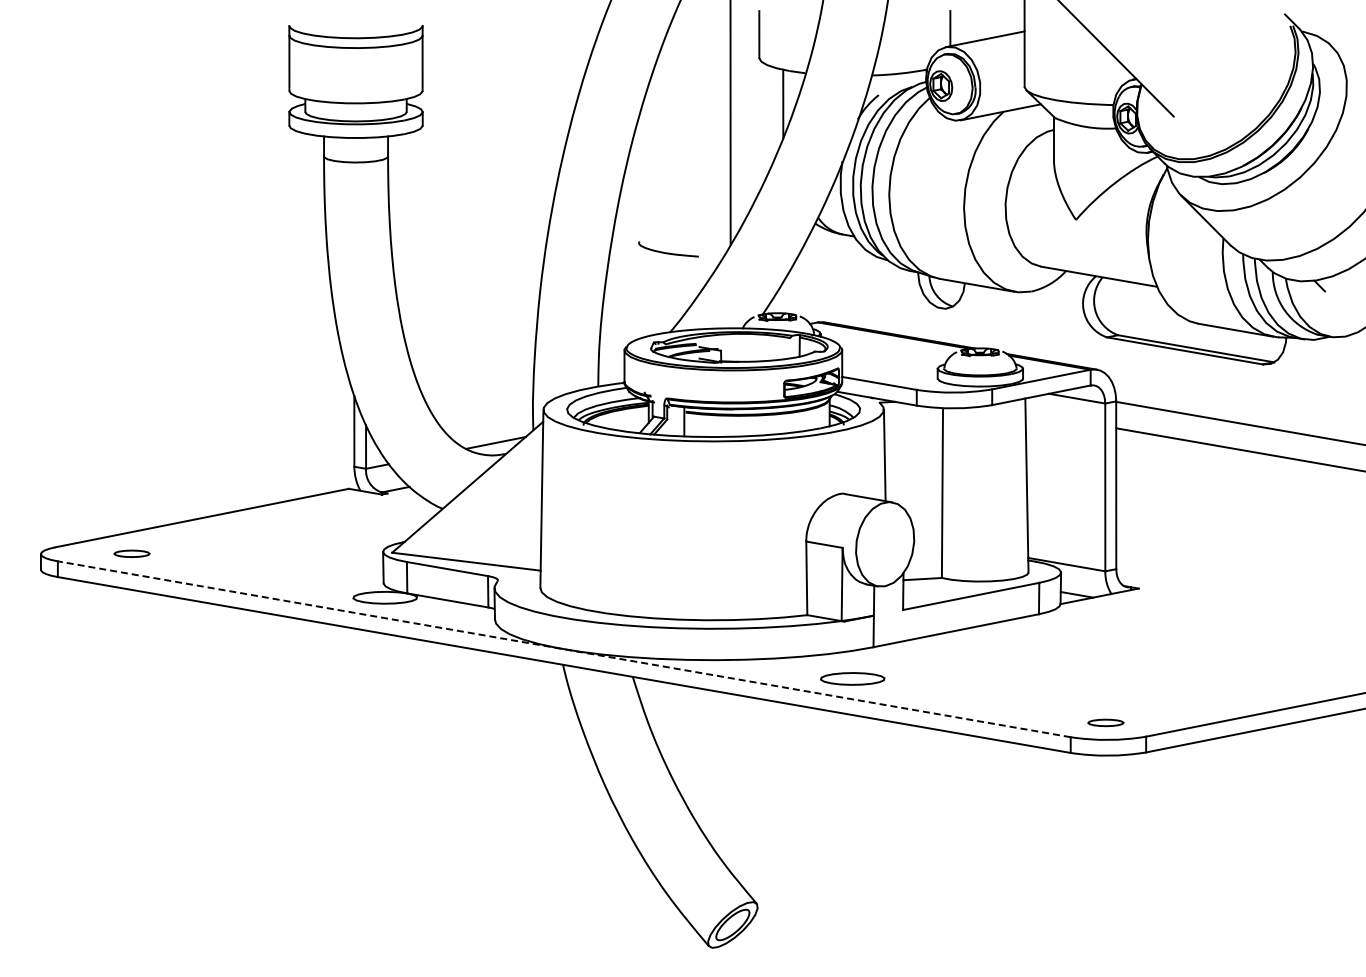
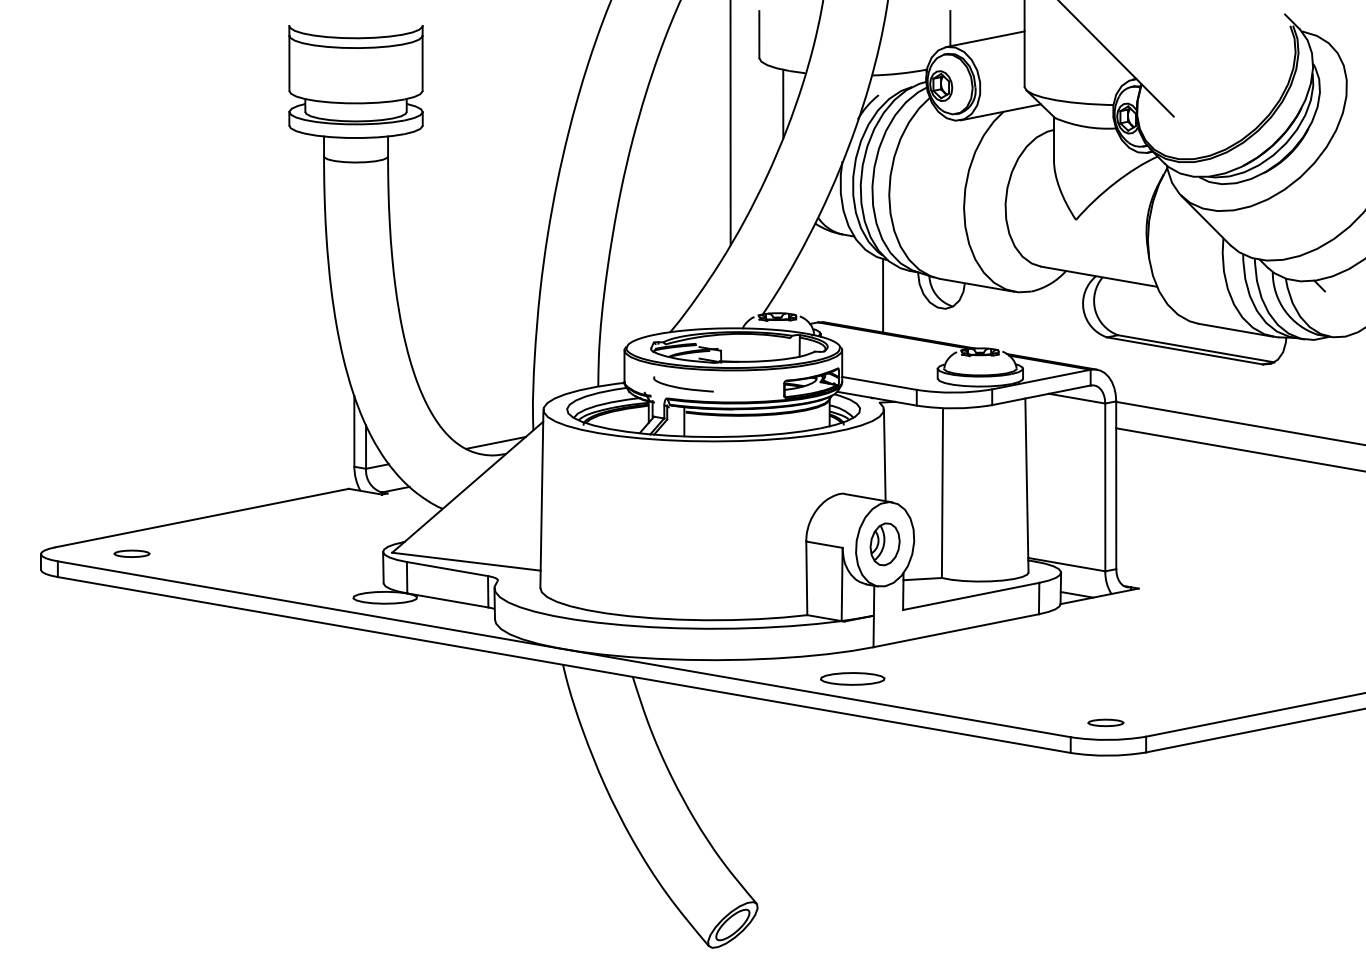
curve position: (668, 252) -> (683, 387) (683, 387)
line: none -> present (883, 295)
part: none -> present (884, 544)
line: dashed -> solid (564, 649)
